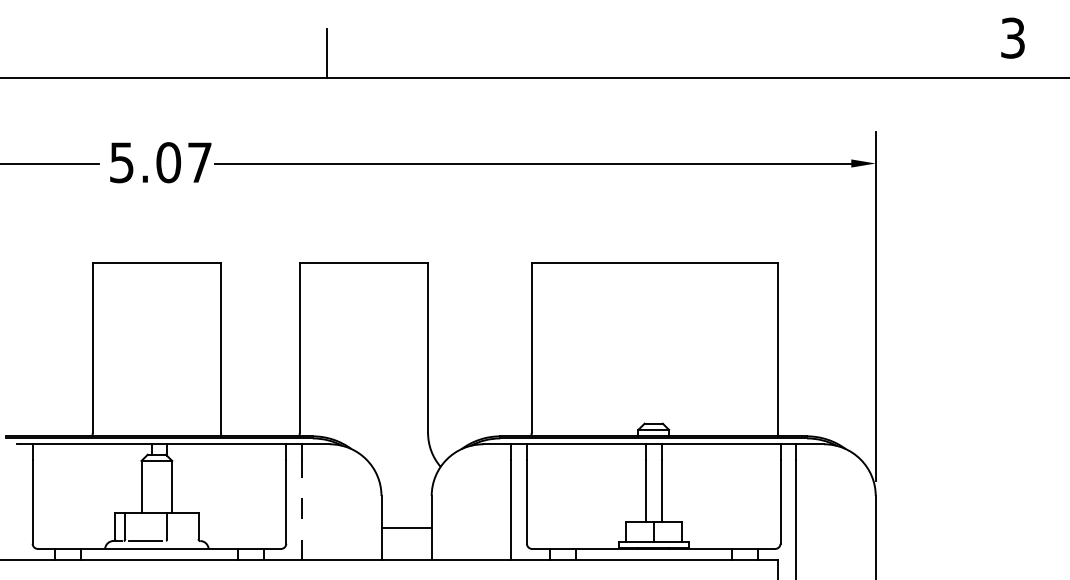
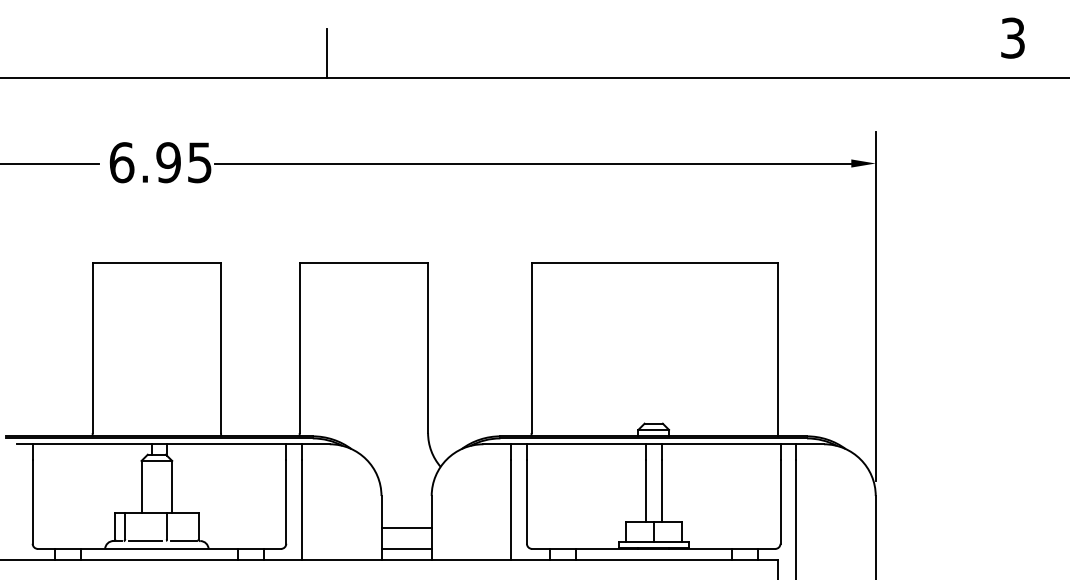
text: 5.07 -> 6.95 (160, 162)
line: dashed -> solid (301, 509)
line: none -> present (183, 541)
line: none -> present (406, 548)
